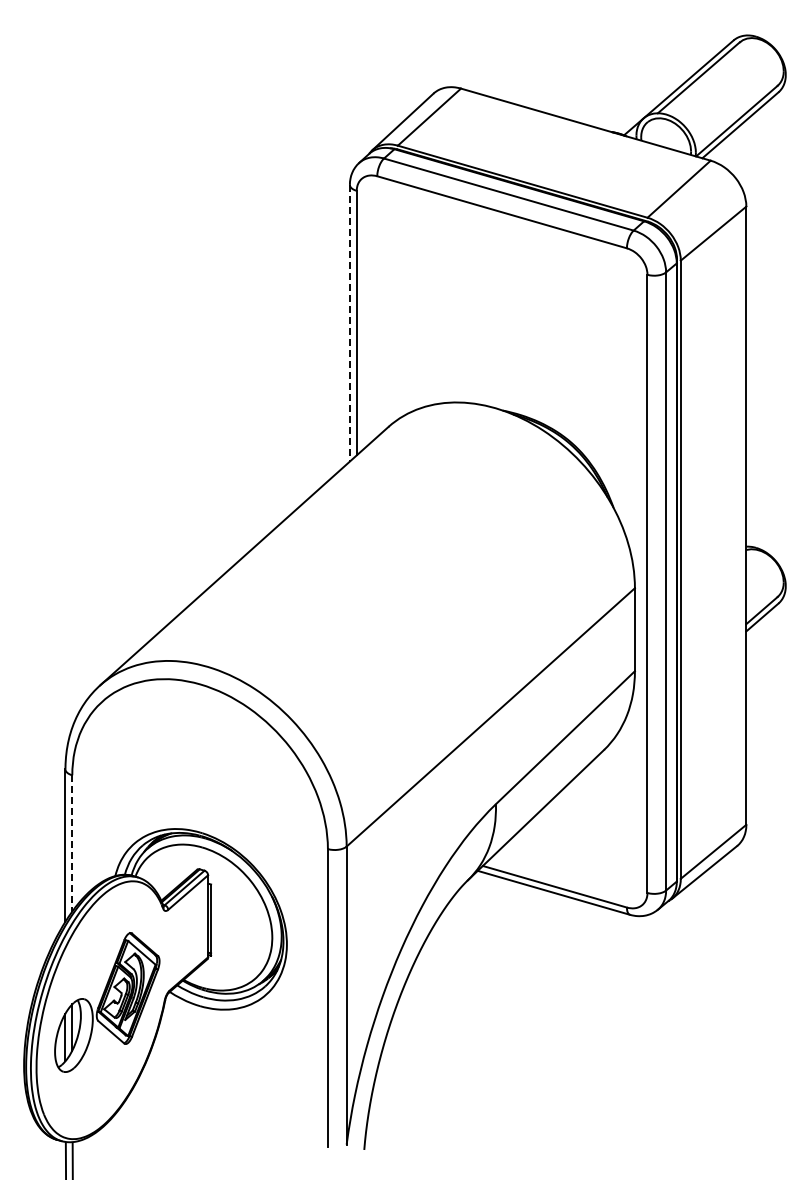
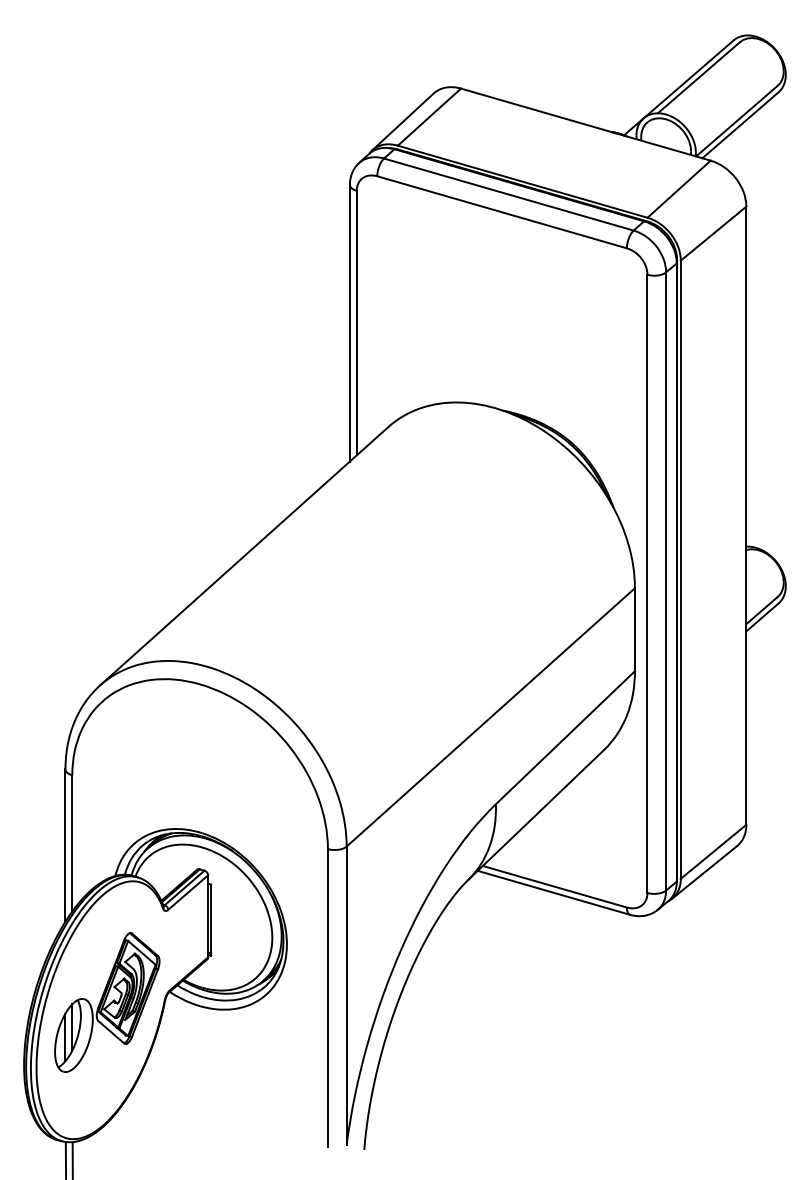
line: dashed -> solid (349, 323)
line: dashed -> solid (72, 843)
